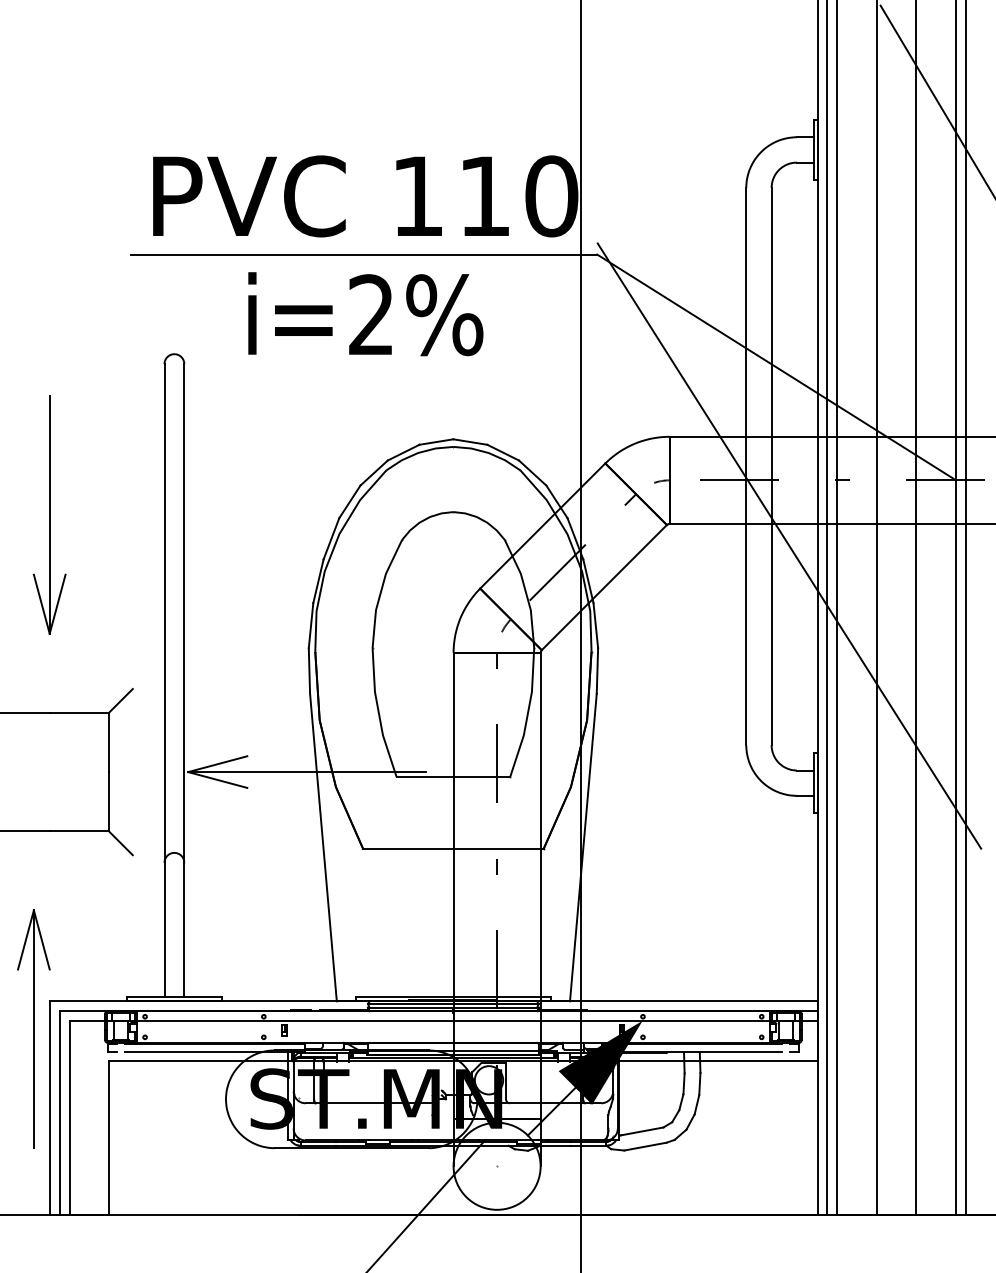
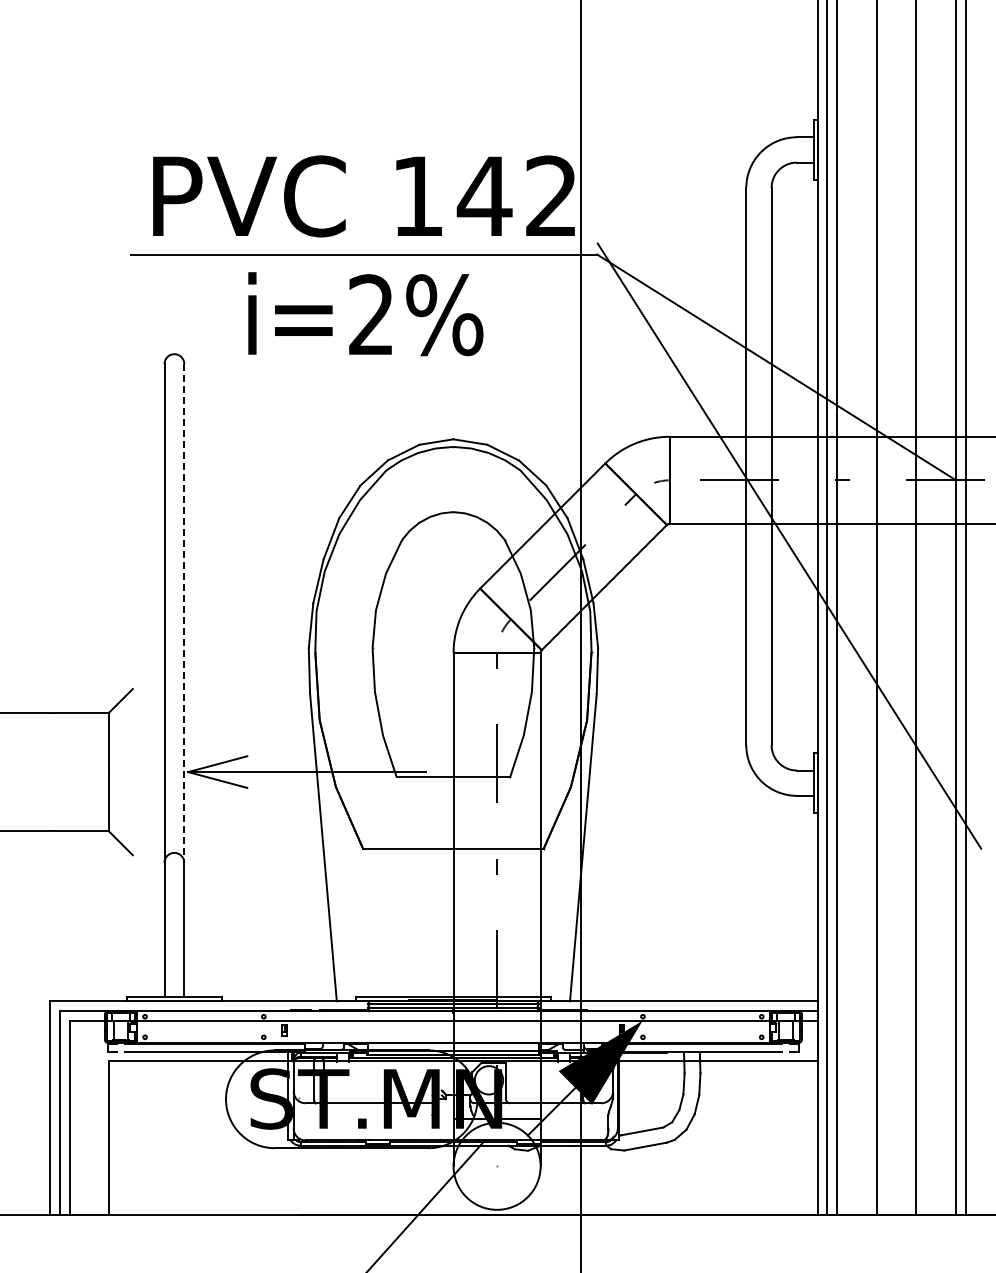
line: present -> none (936, 99)
text: 110 -> 142 (517, 196)
part: present -> none (49, 514)
line: solid -> dashed (184, 613)
part: present -> none (33, 1028)
